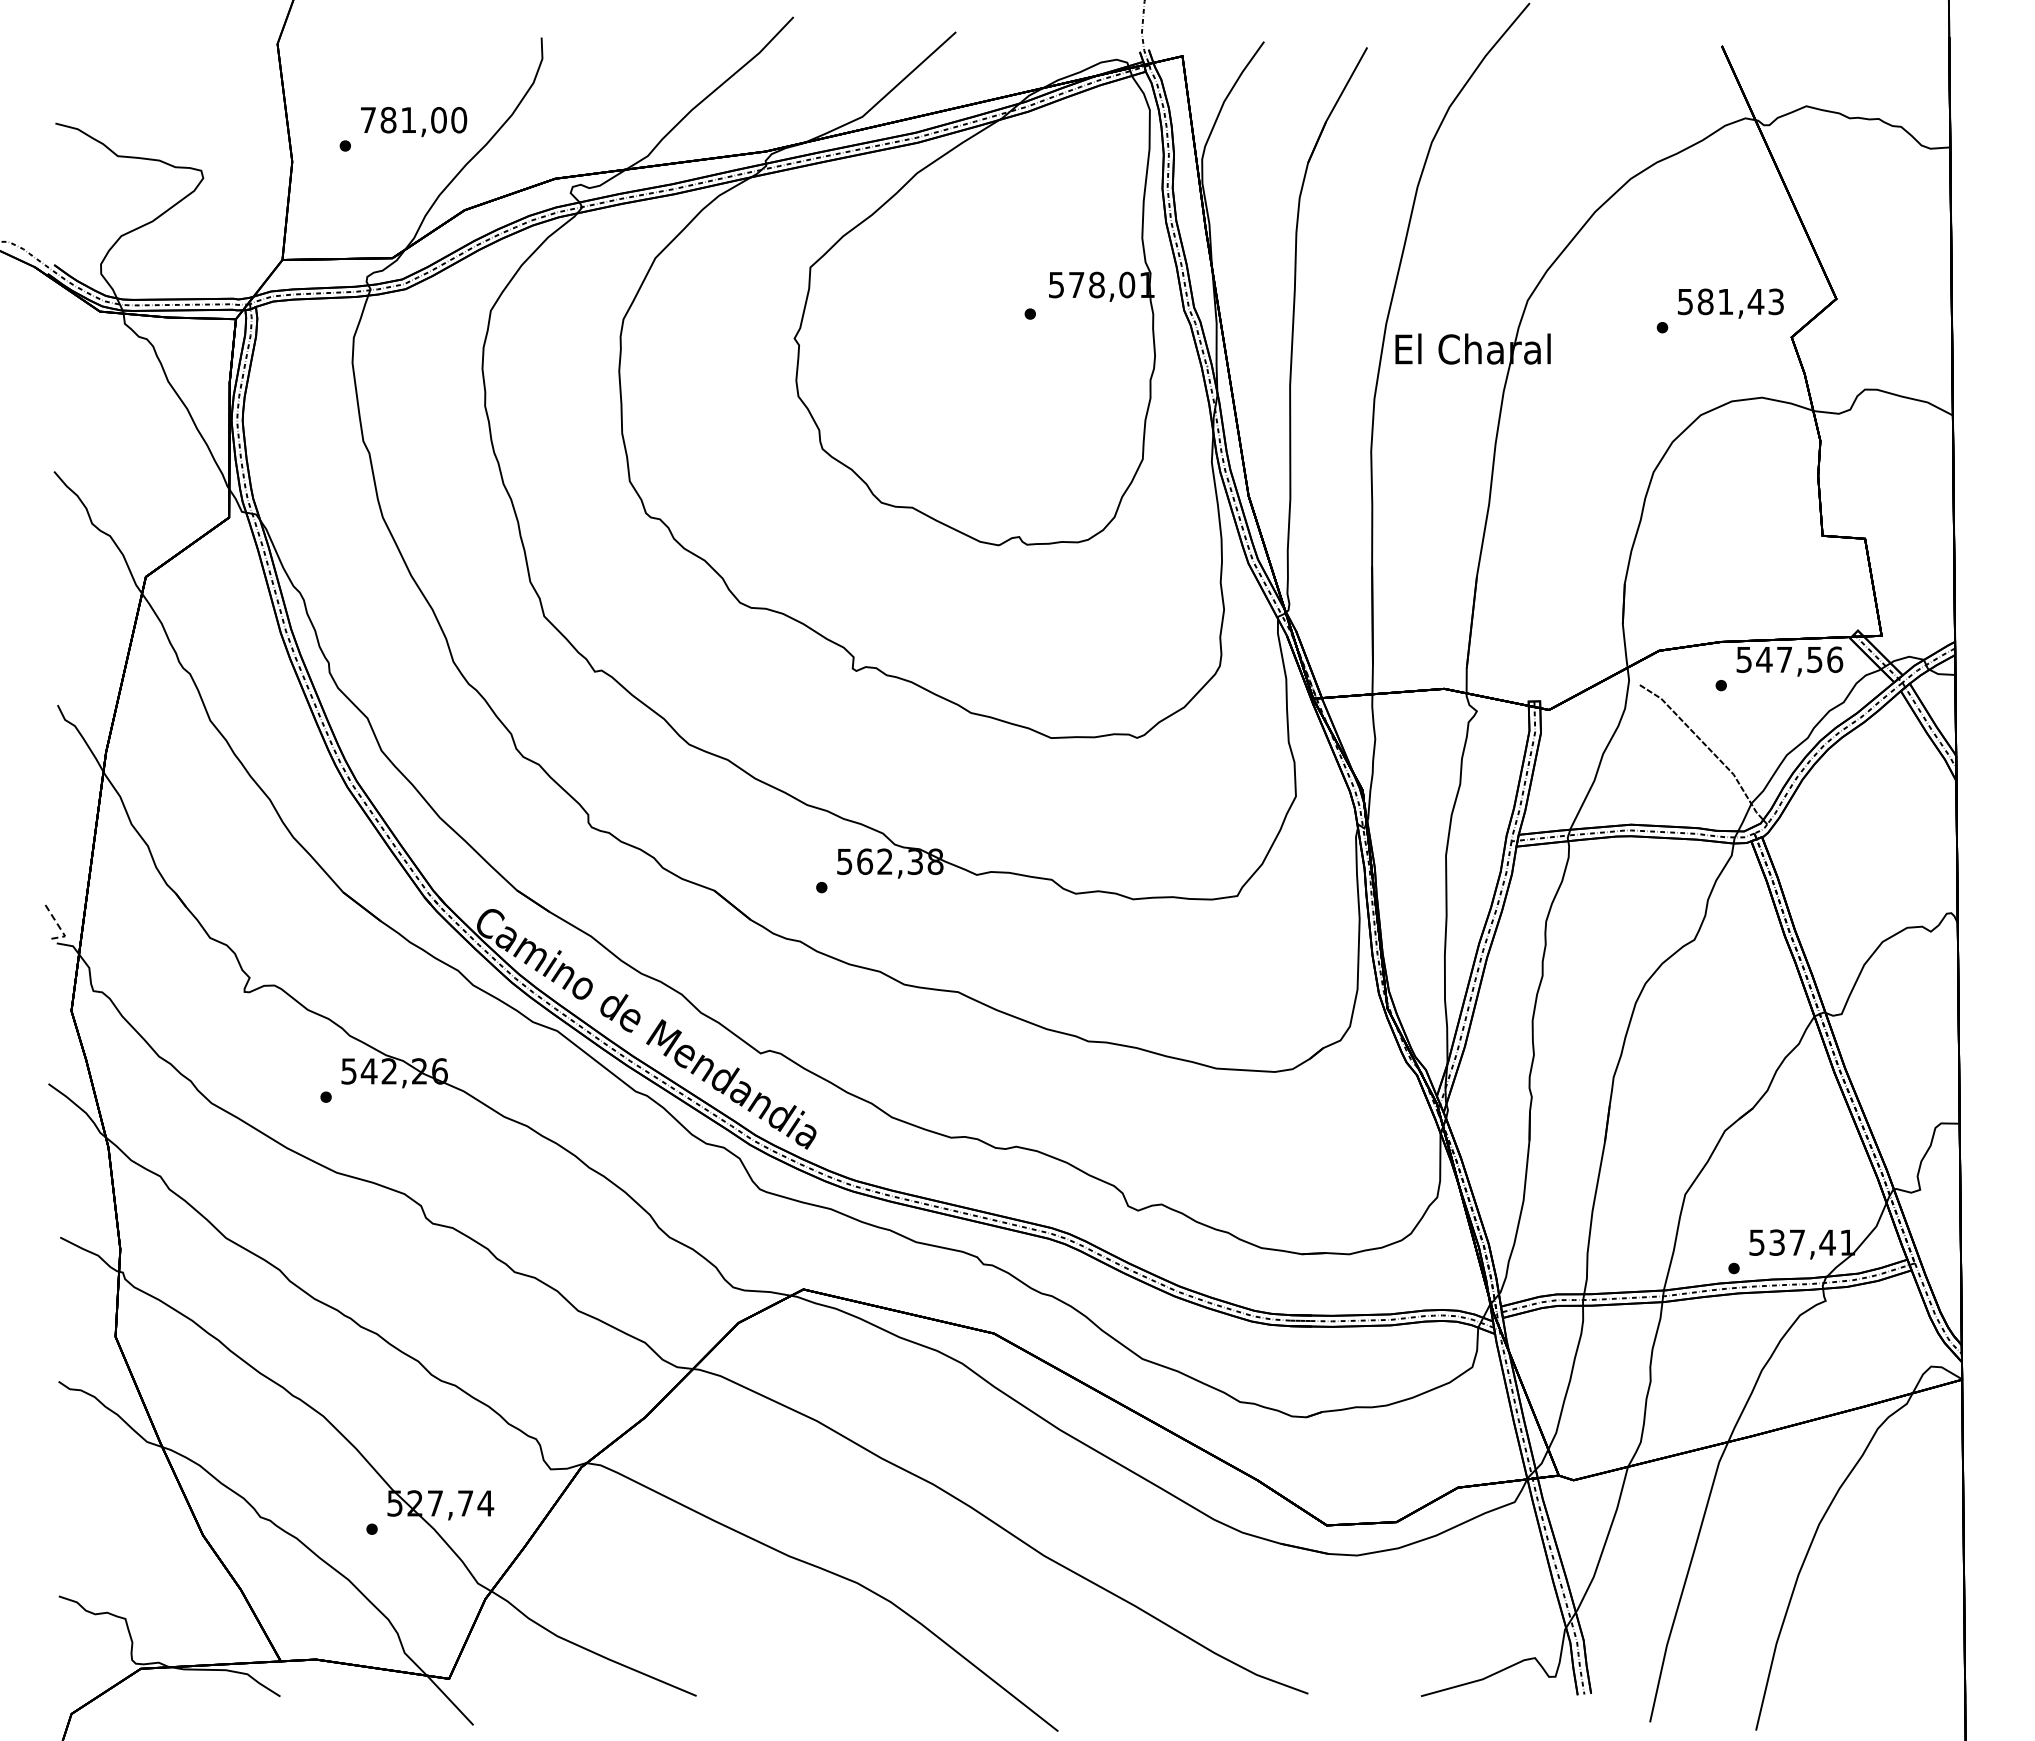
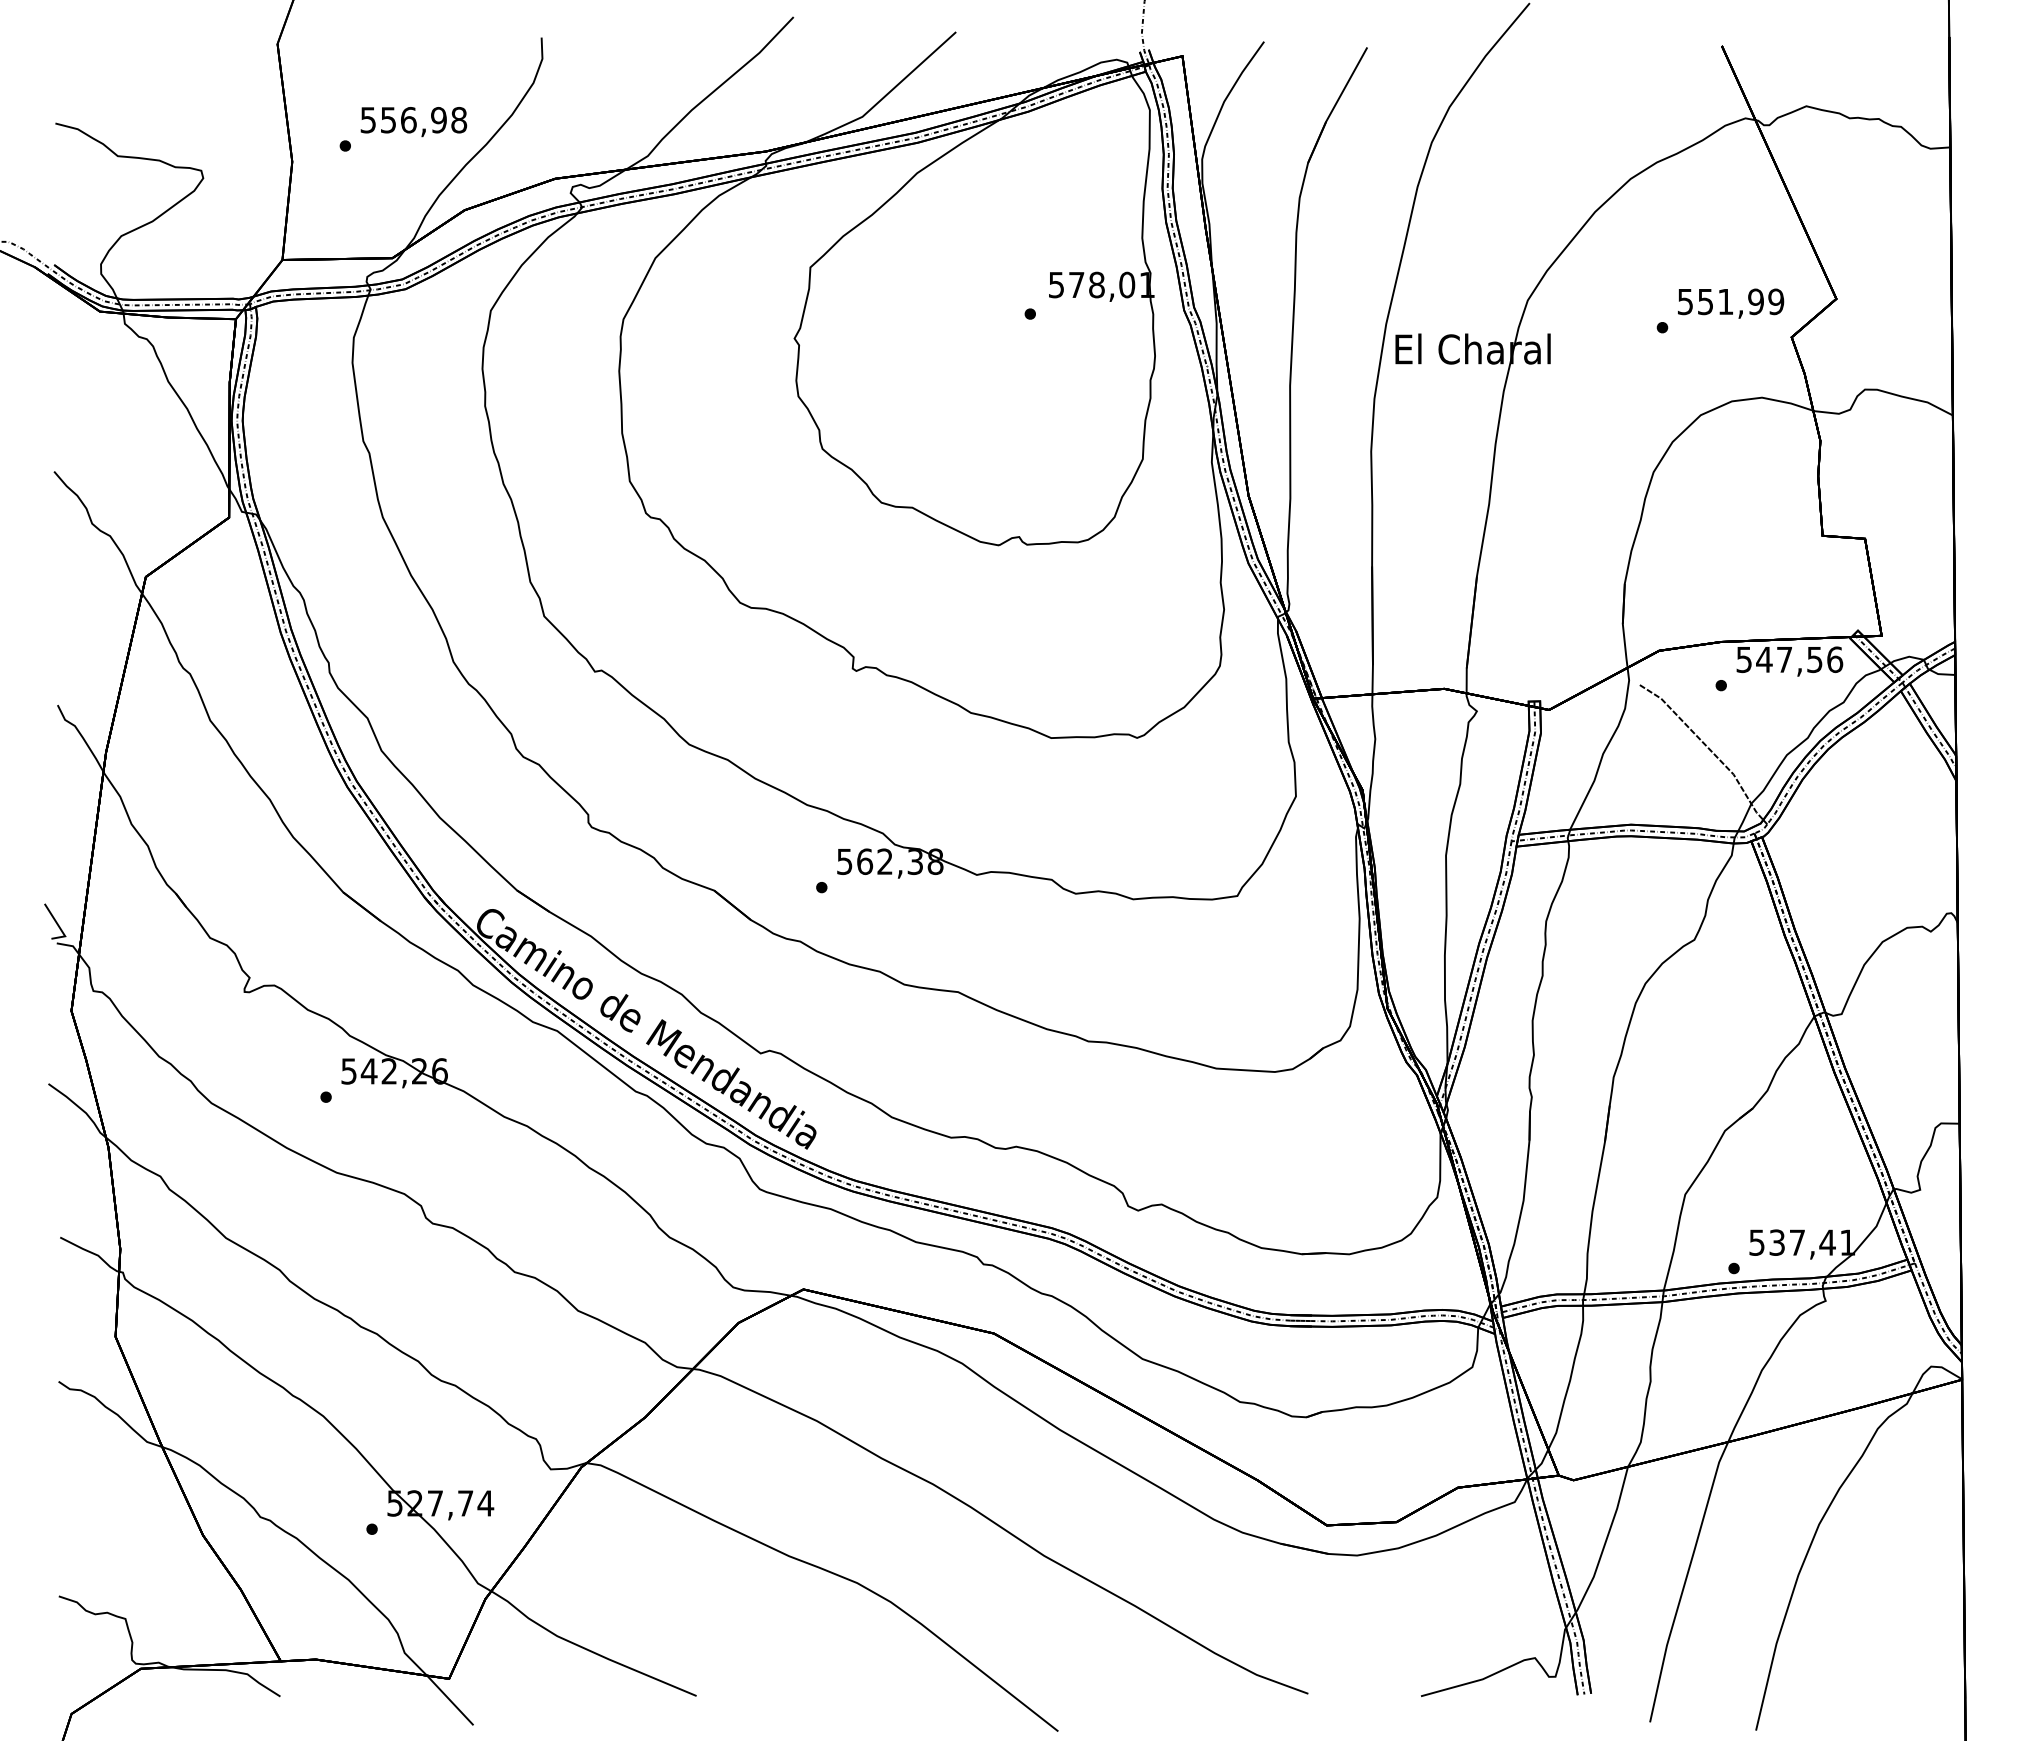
text: 781,00 -> 556,98 (413, 119)
text: 581,43 -> 551,99 (1740, 301)
line: dashed -> solid (58, 926)
